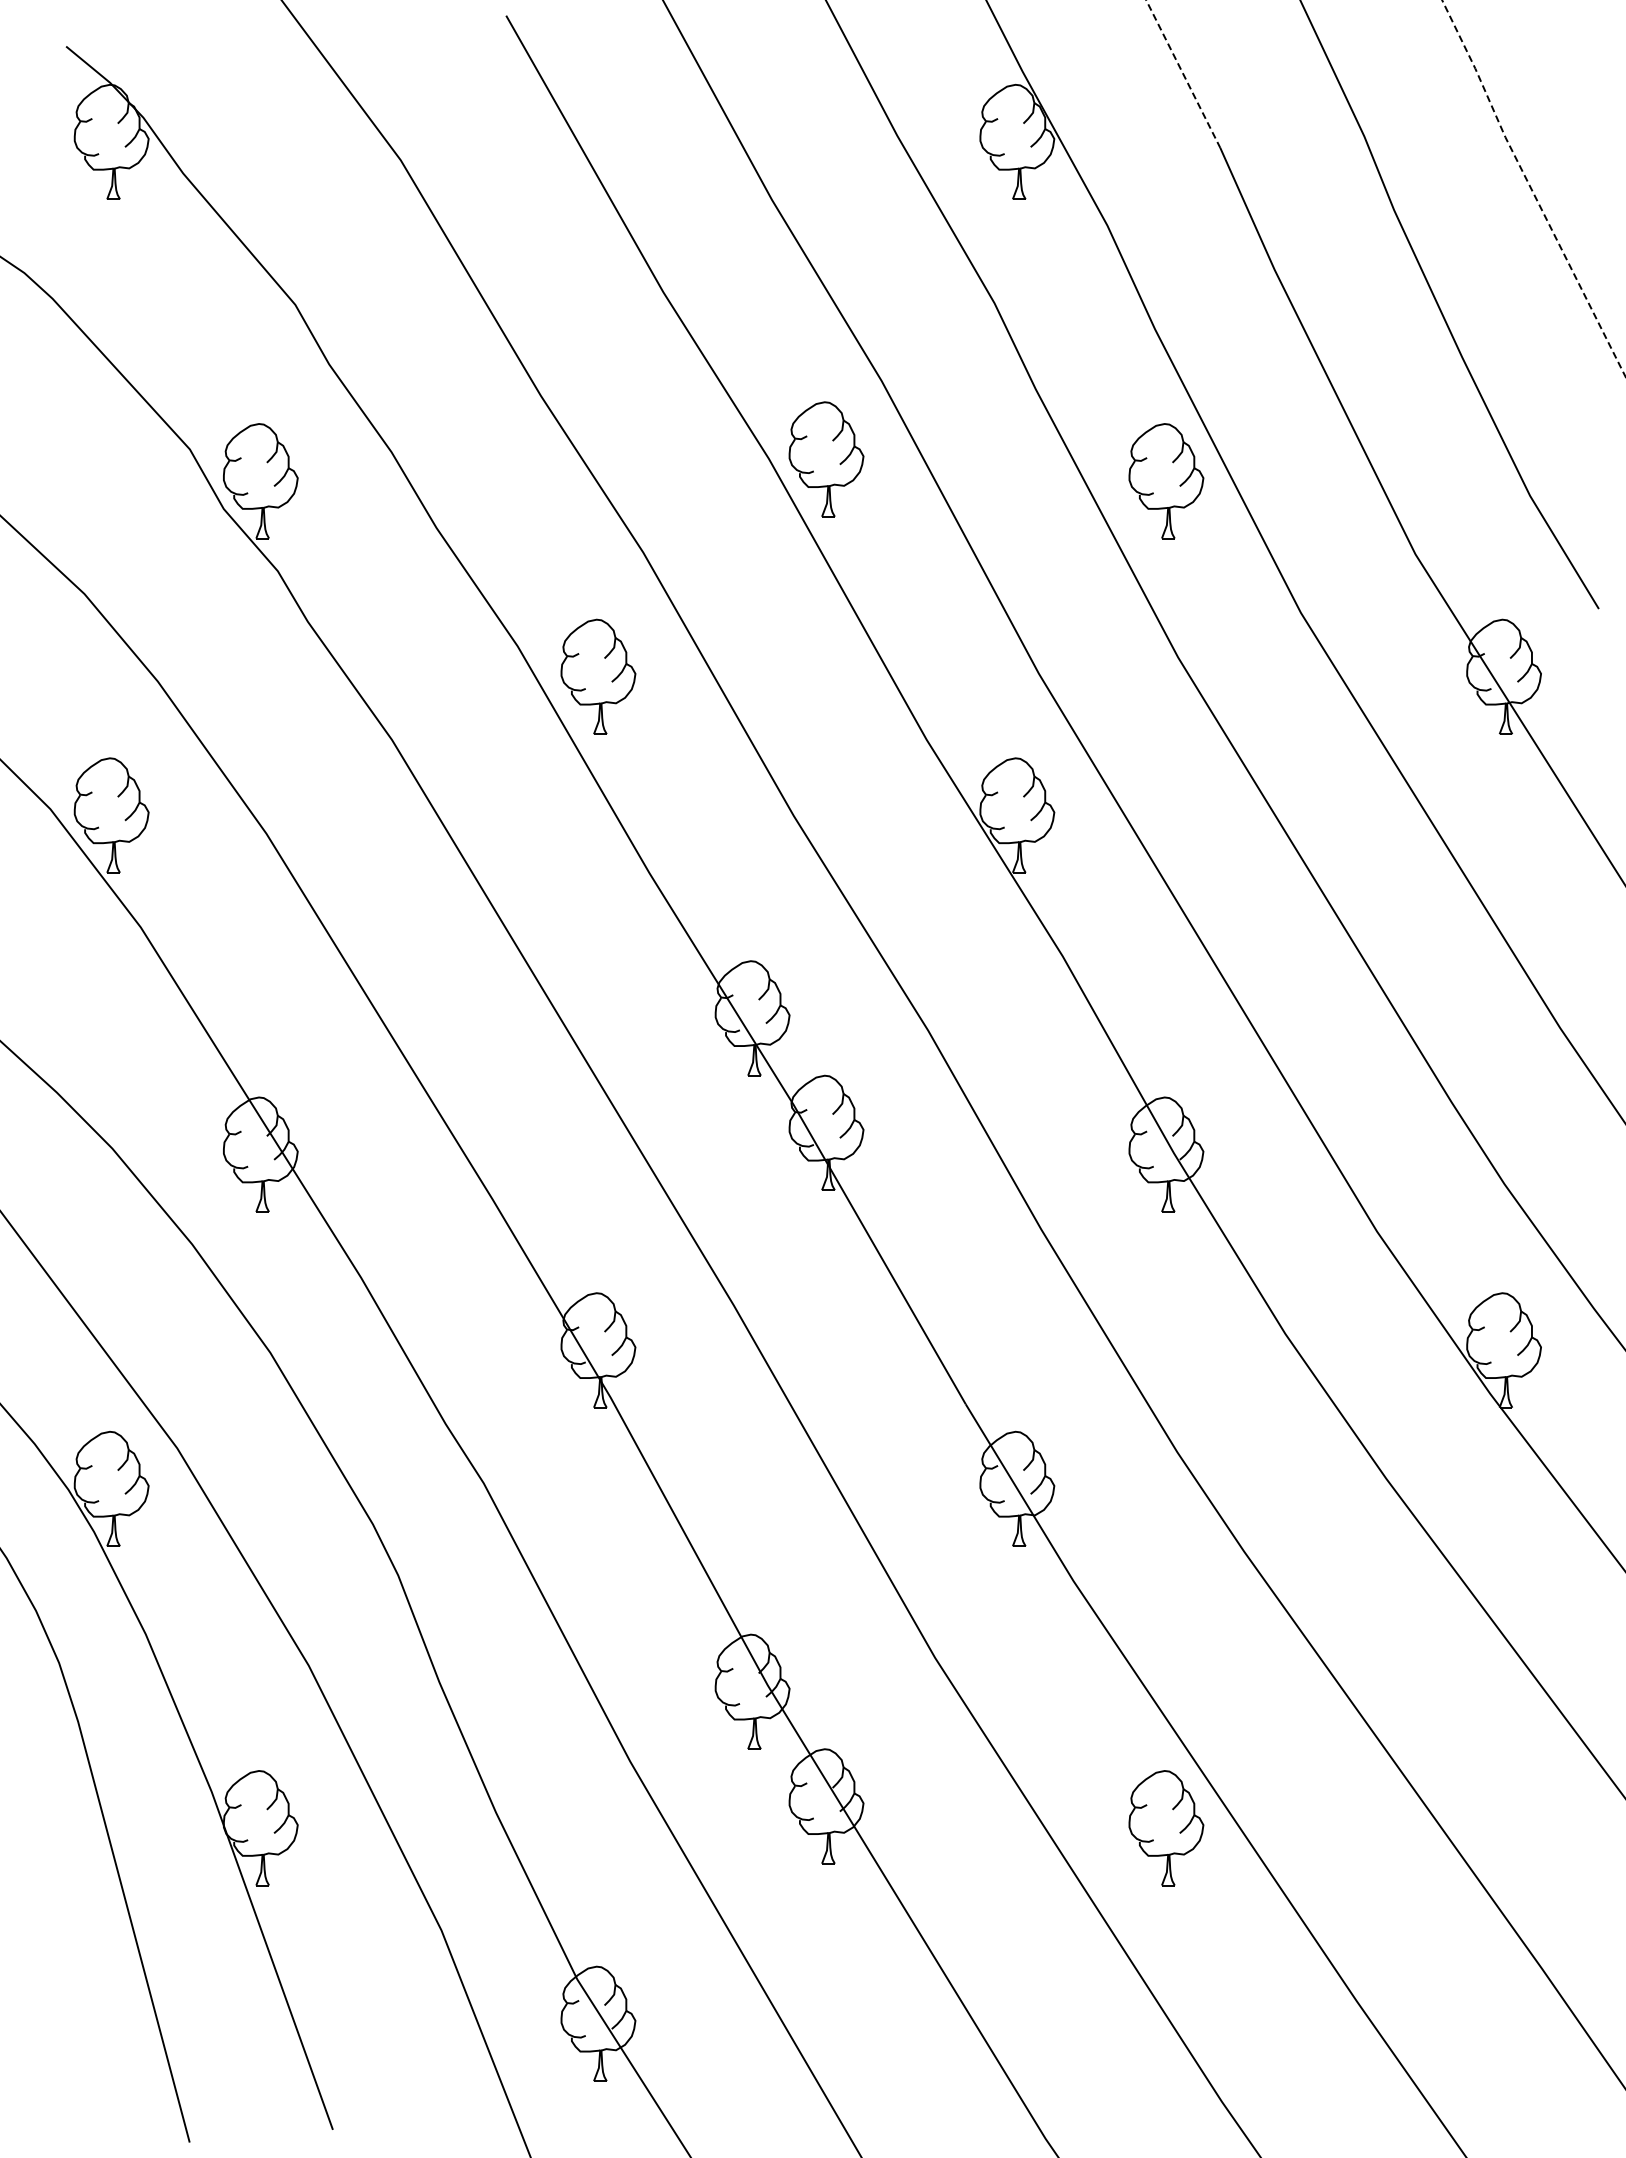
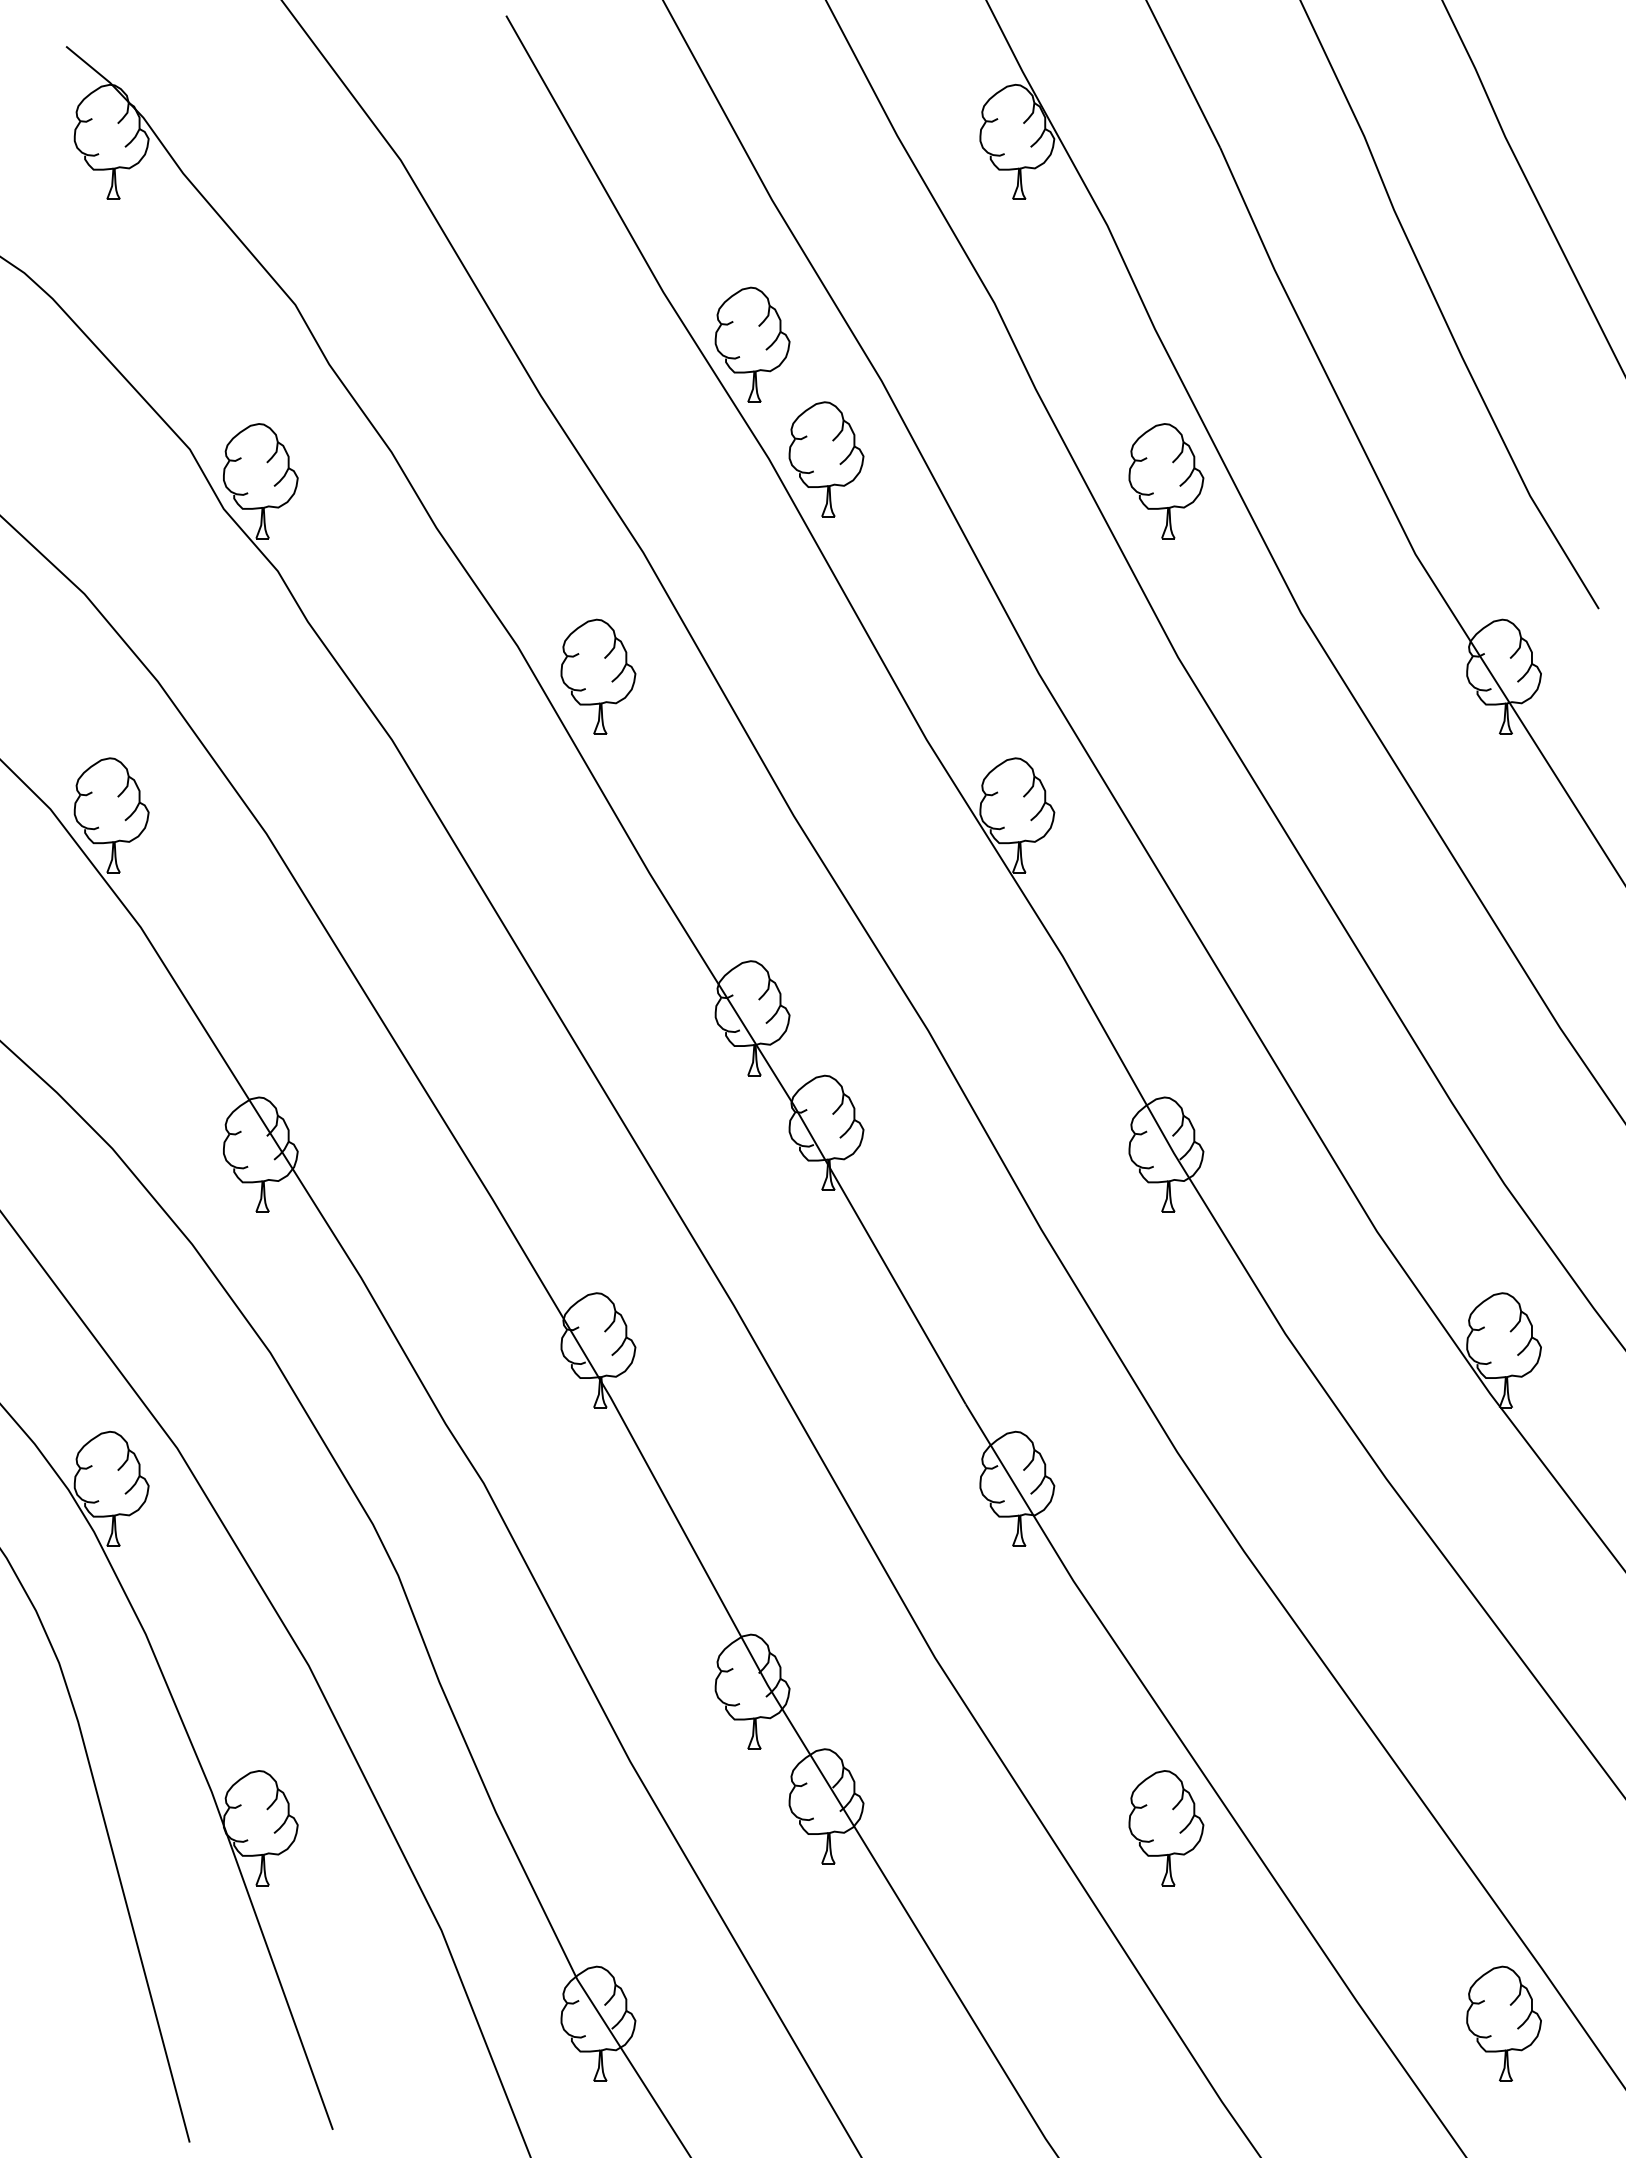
line: dashed -> solid (1183, 74)
line: dashed -> solid (1531, 188)
part: none -> present (752, 344)
part: none -> present (1503, 2023)
